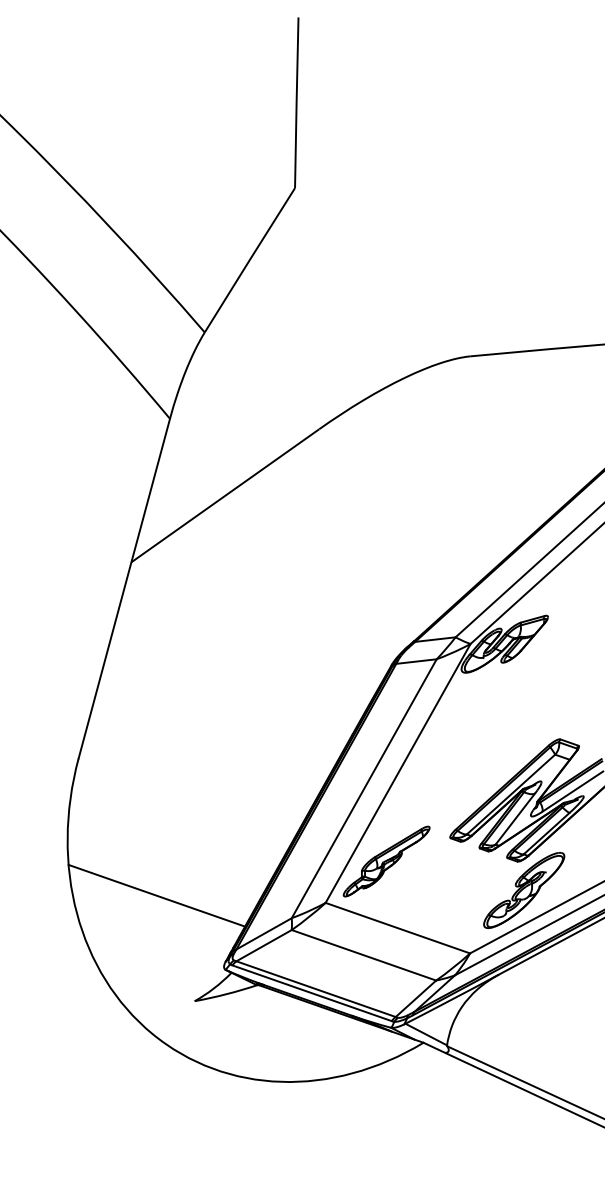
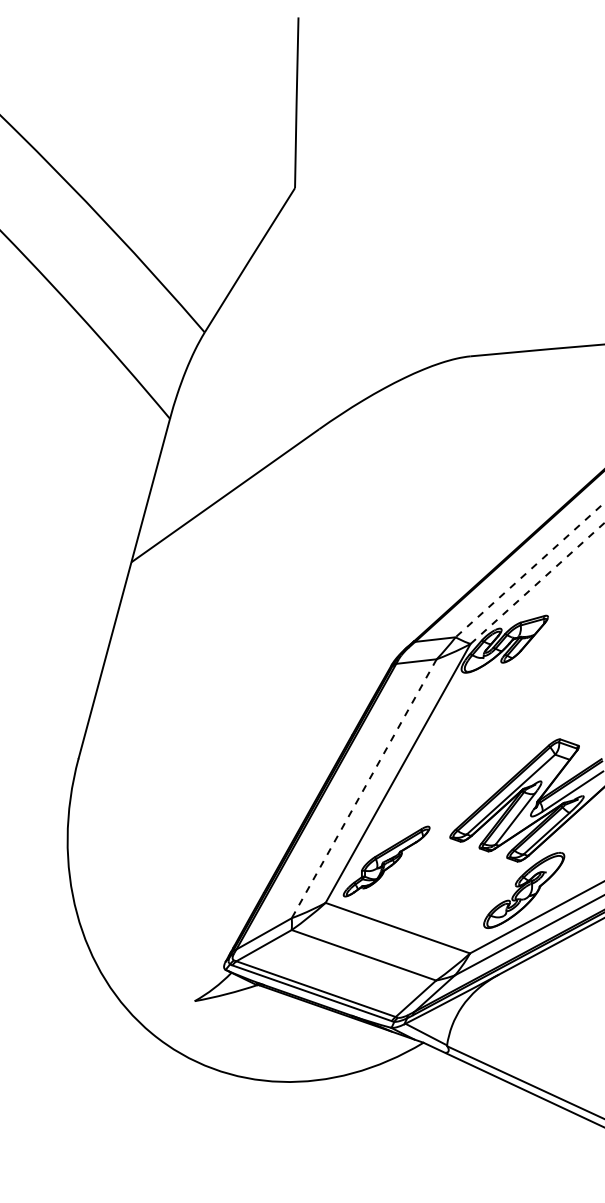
line: solid -> dashed (529, 570)
line: solid -> dashed (538, 582)
line: solid -> dashed (363, 789)
line: present -> none (156, 895)
